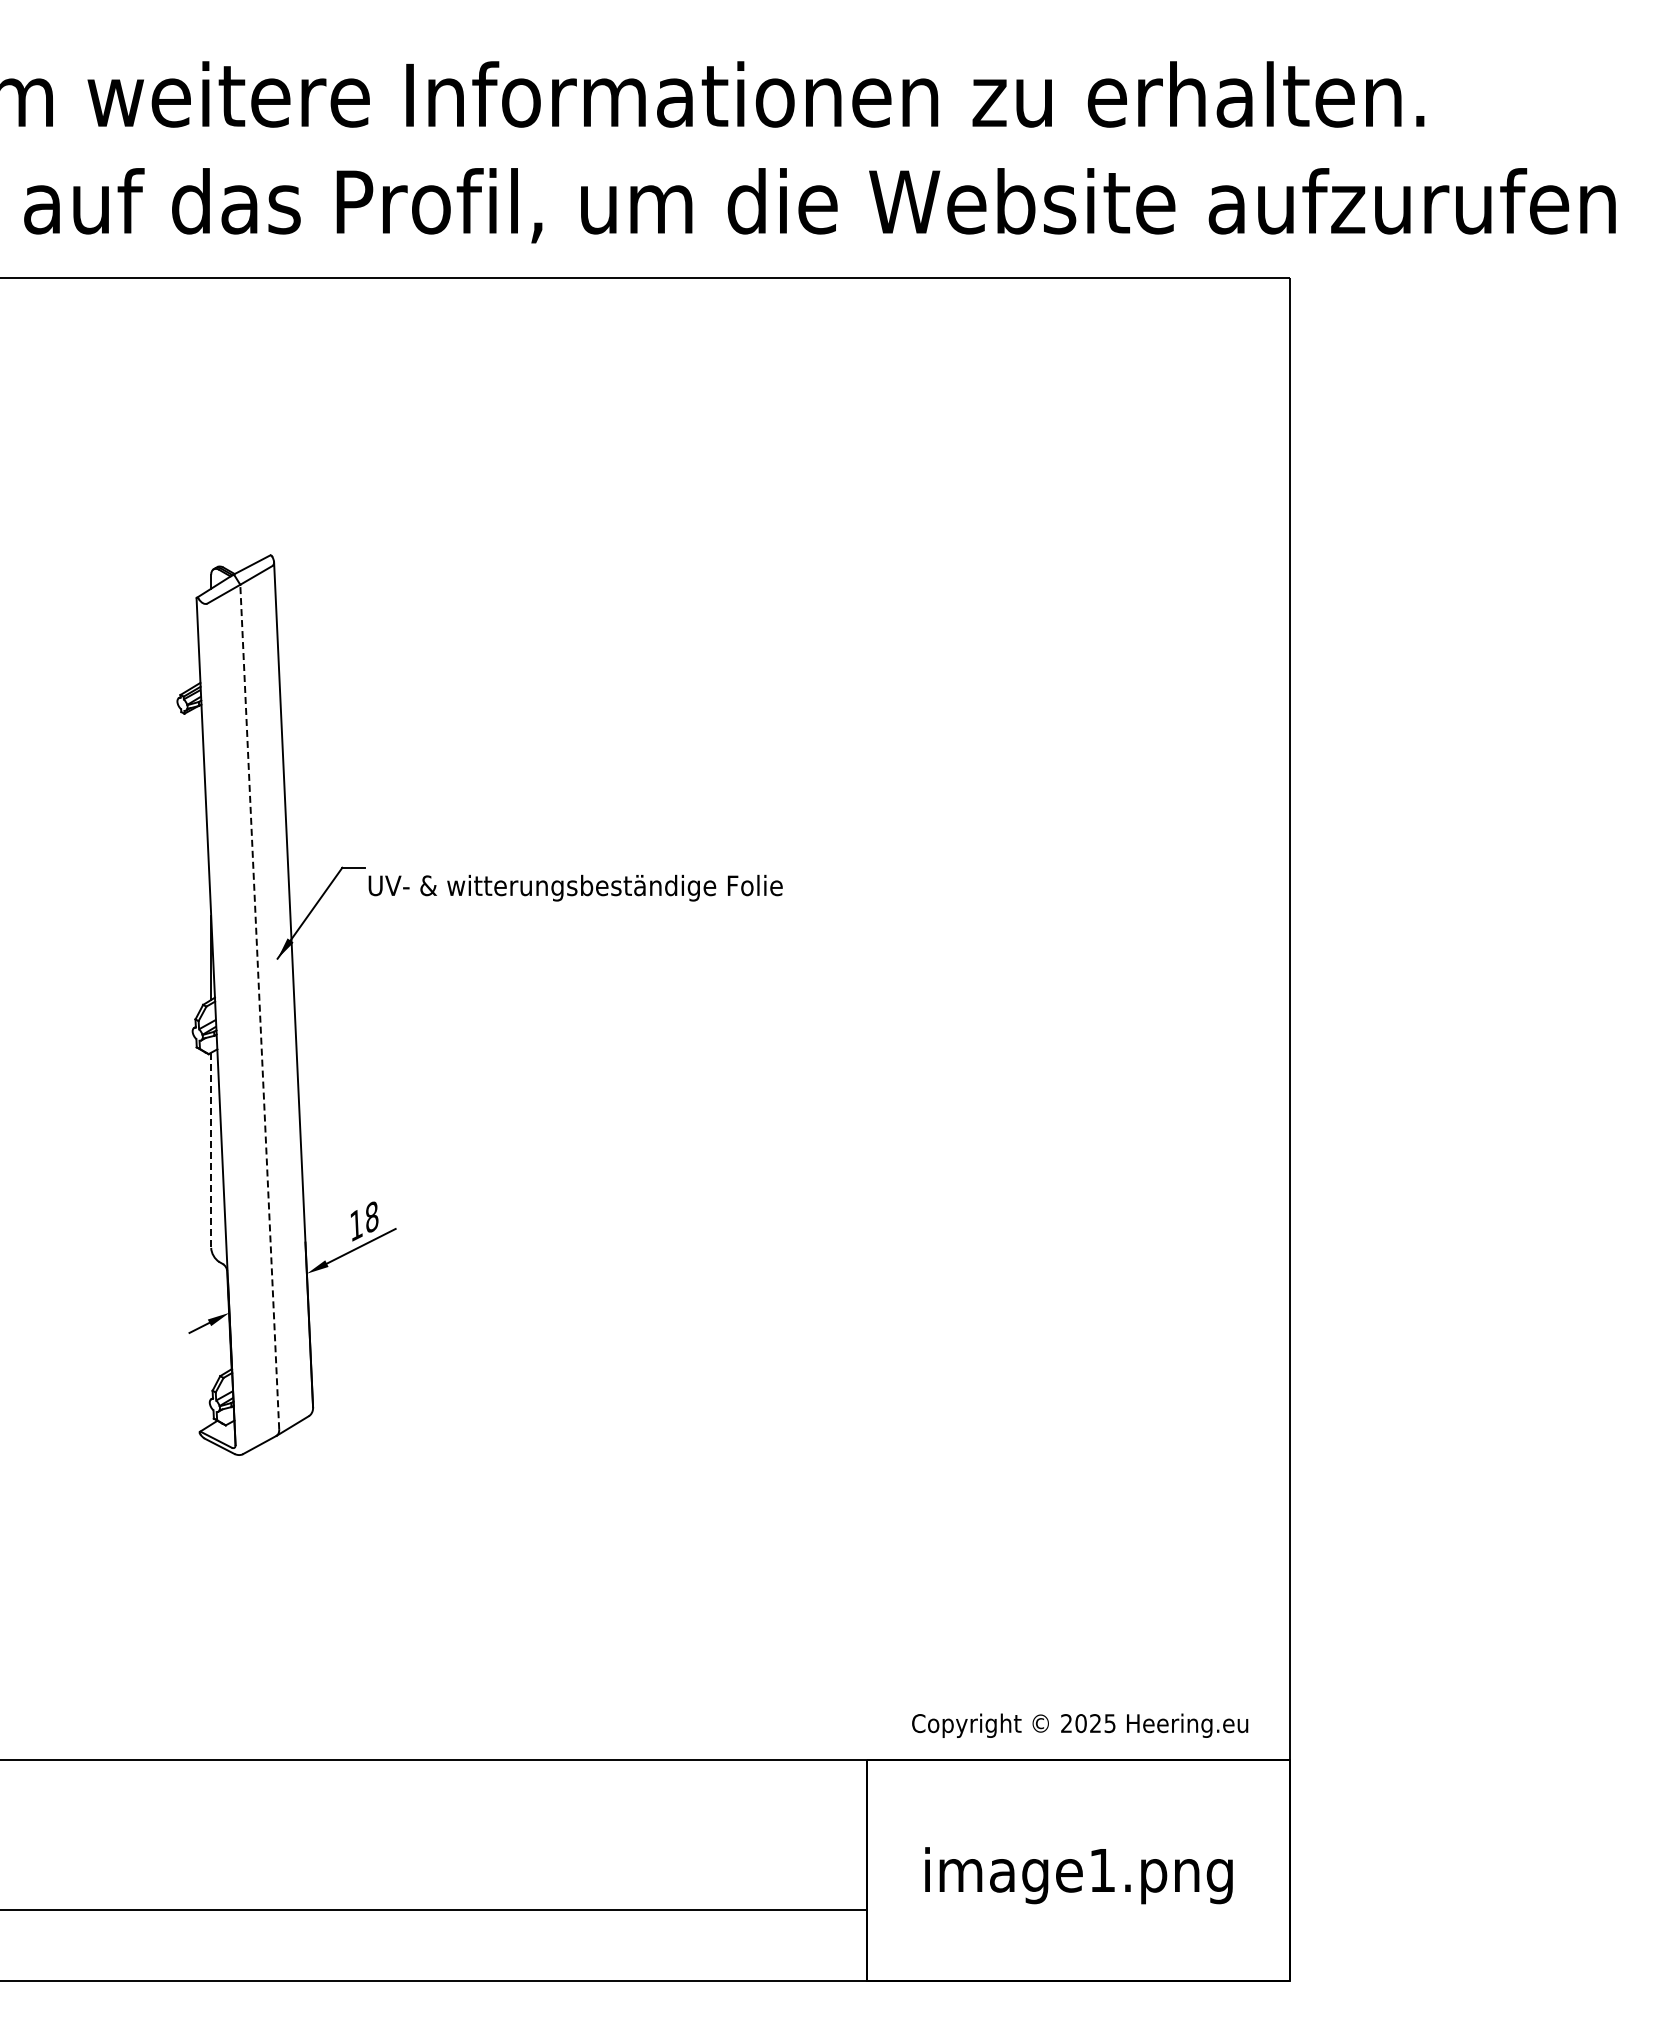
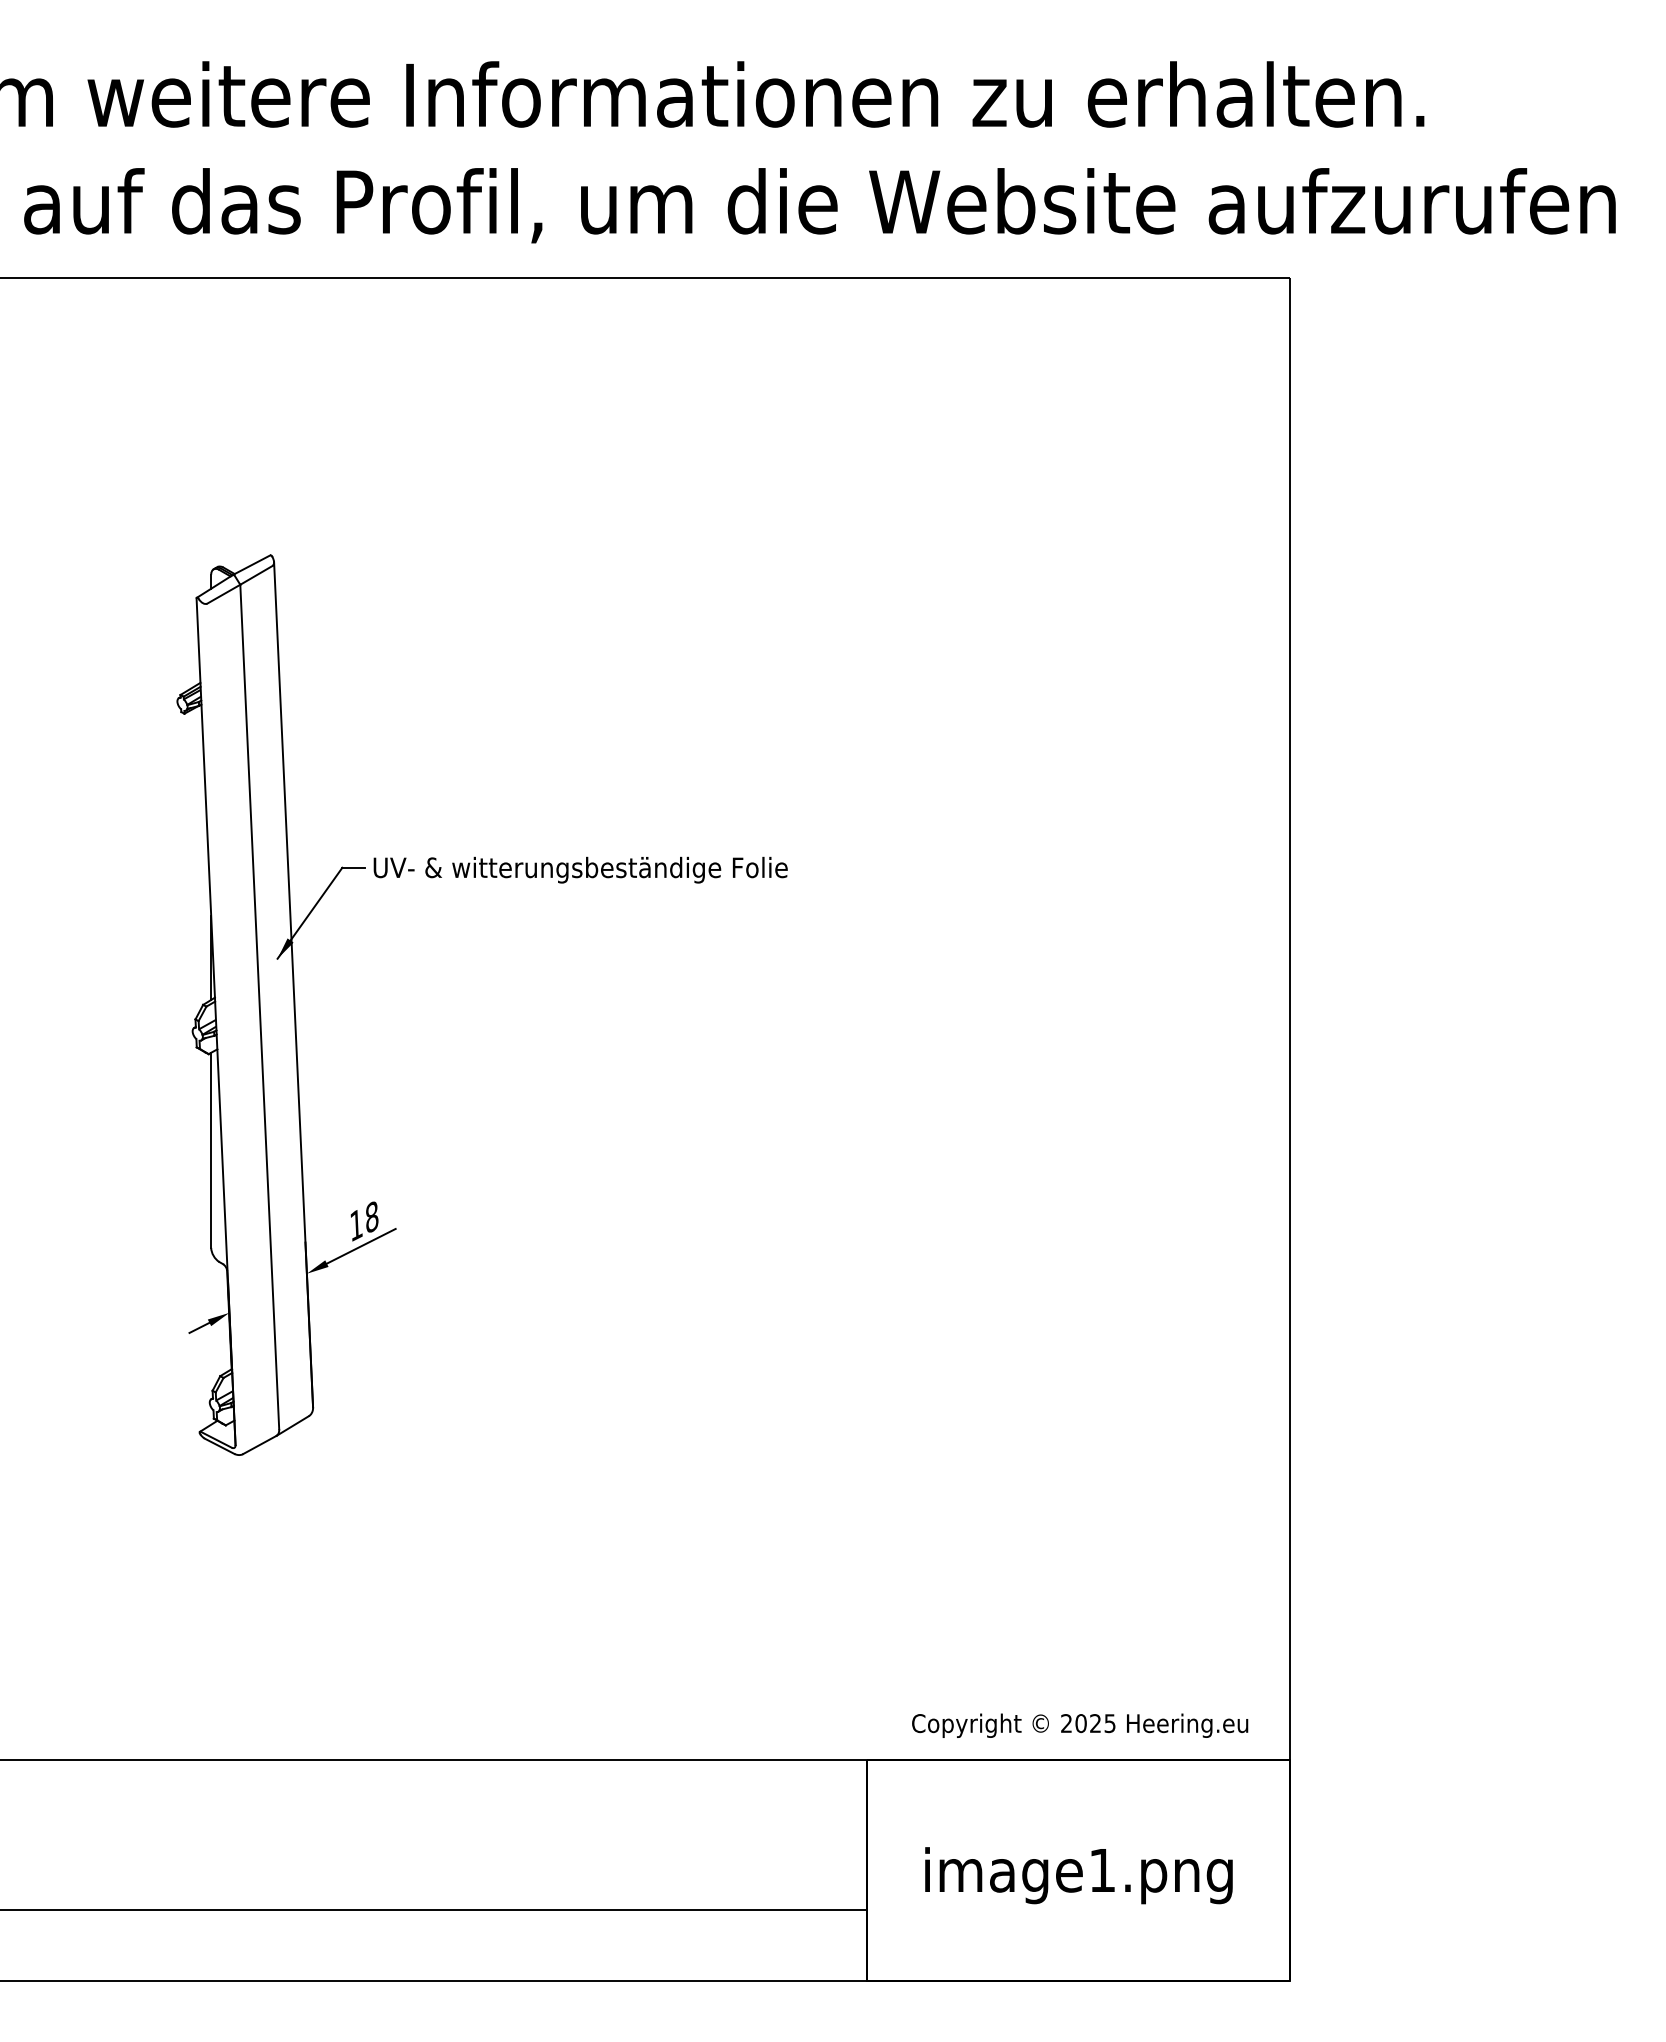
text position: (575, 887) -> (580, 869) (580, 869)
line: dashed -> solid (259, 1007)
line: dashed -> solid (211, 1150)
